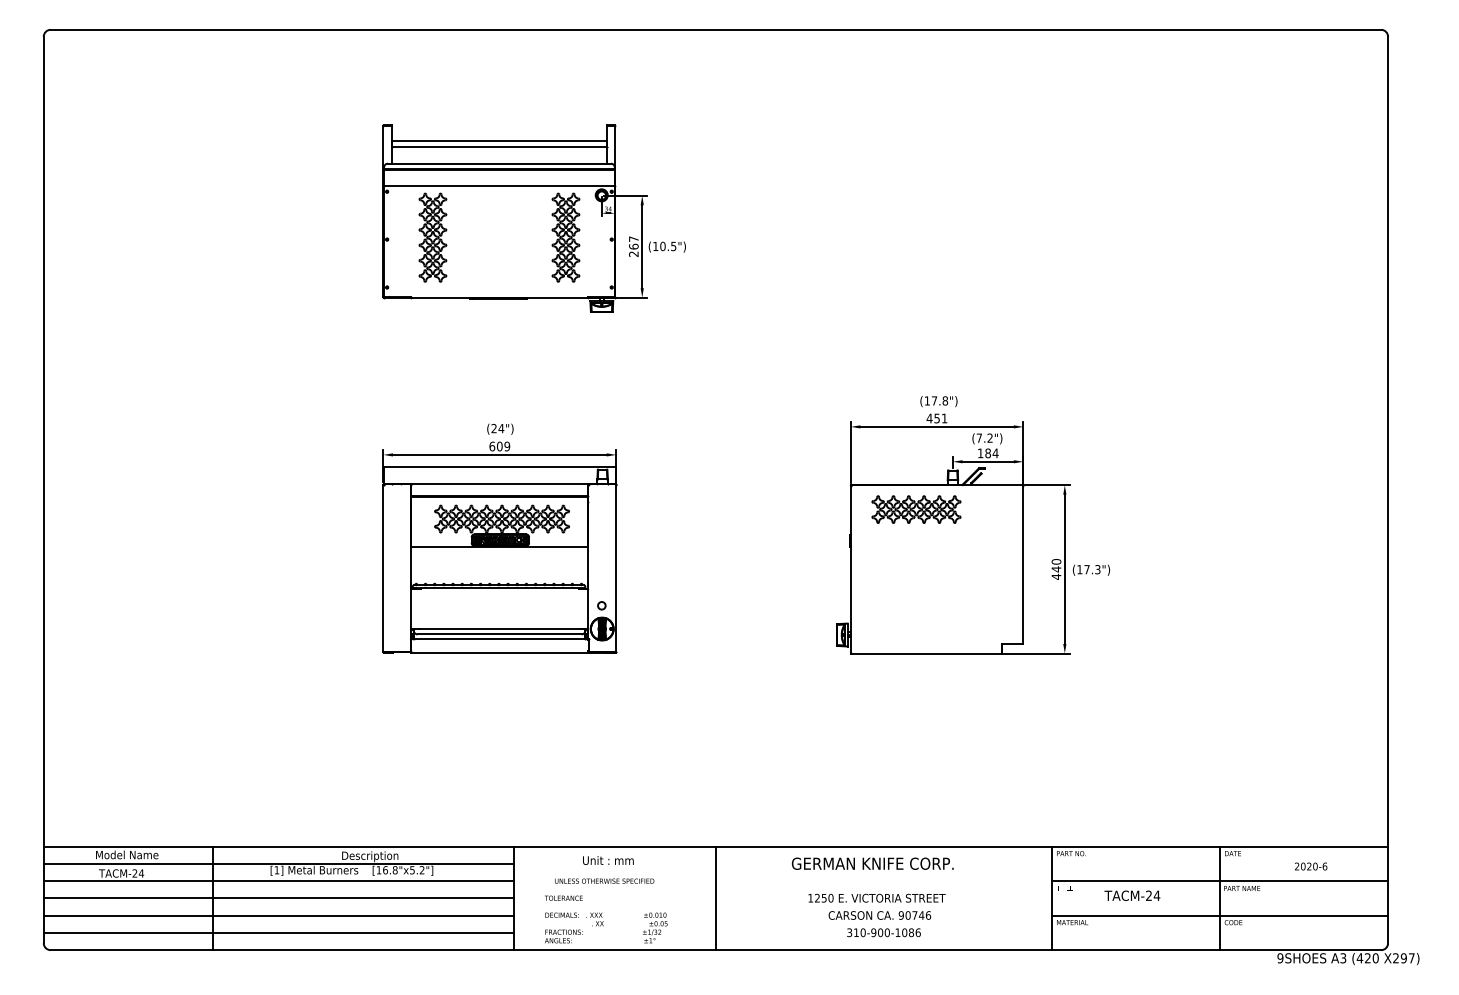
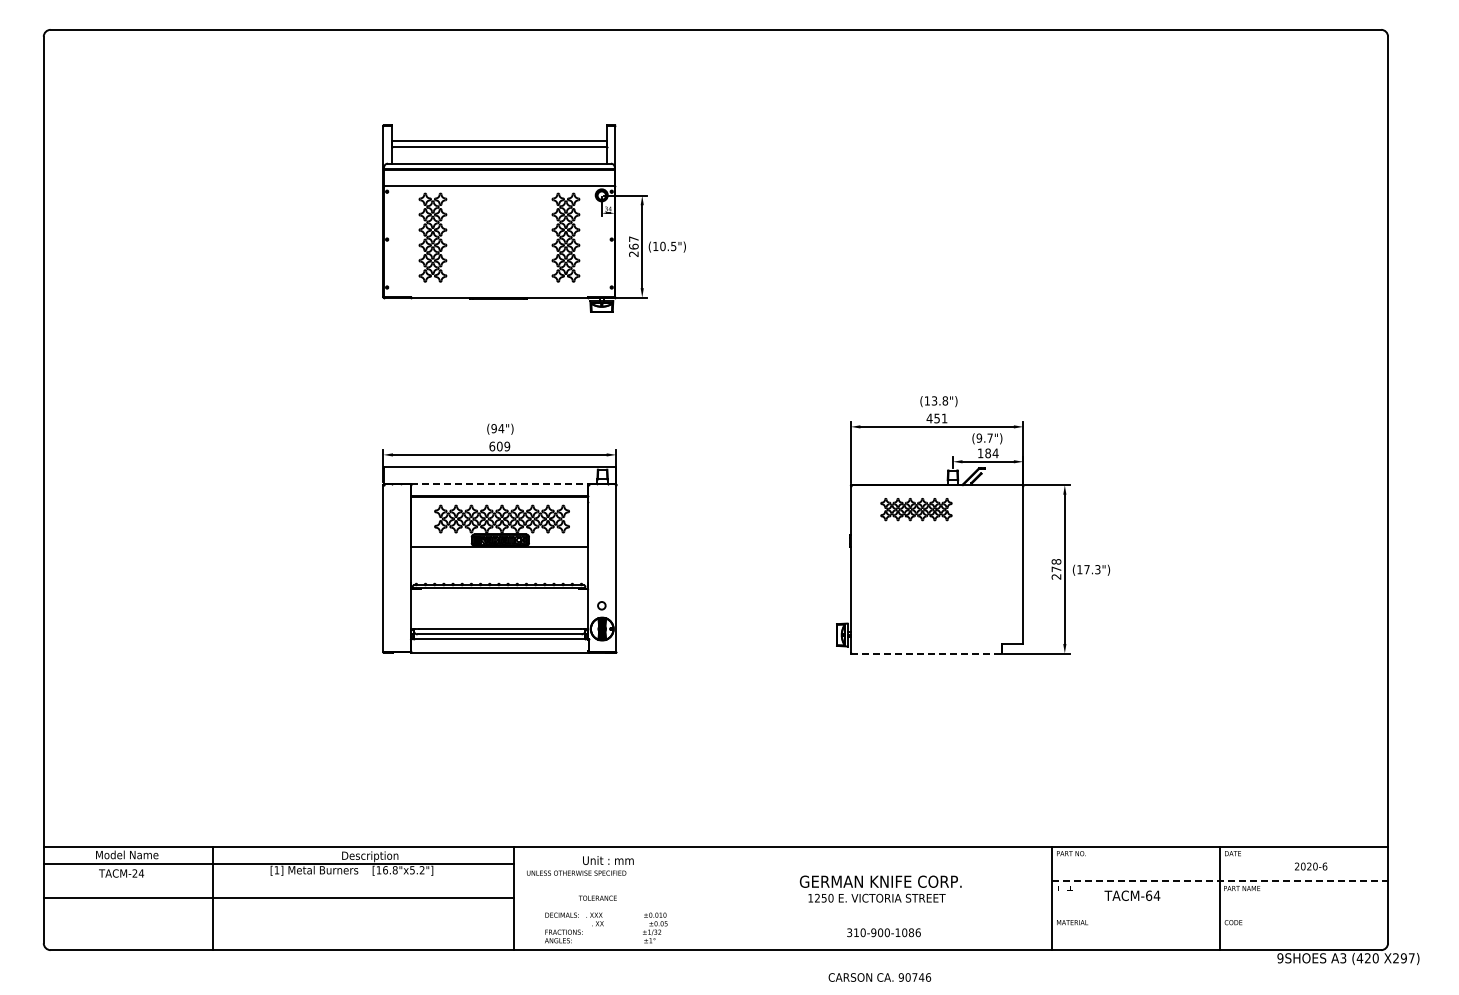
text: (17.8") -> (13.8") (934, 400)
text: (24") -> (94") (493, 428)
text: (7.2") -> (9.7") (984, 437)
line: solid -> dashed (513, 483)
part size: 91x29 px -> 73x24 px (916, 509)
text: 440 -> 278 (1056, 569)
line: solid -> dashed (926, 653)
text position: (872, 863) -> (880, 881) (880, 881)
text position: (604, 880) -> (576, 872) (576, 872)
line: present -> none (278, 881)
line: solid -> dashed (1220, 881)
text: TACM-24 -> TACM-64 (1149, 895)
text position: (563, 897) -> (597, 897) (597, 897)
line: present -> none (715, 898)
line: present -> none (278, 915)
text position: (879, 915) -> (879, 977) (879, 977)
line: present -> none (1219, 915)
line: present -> none (278, 932)
